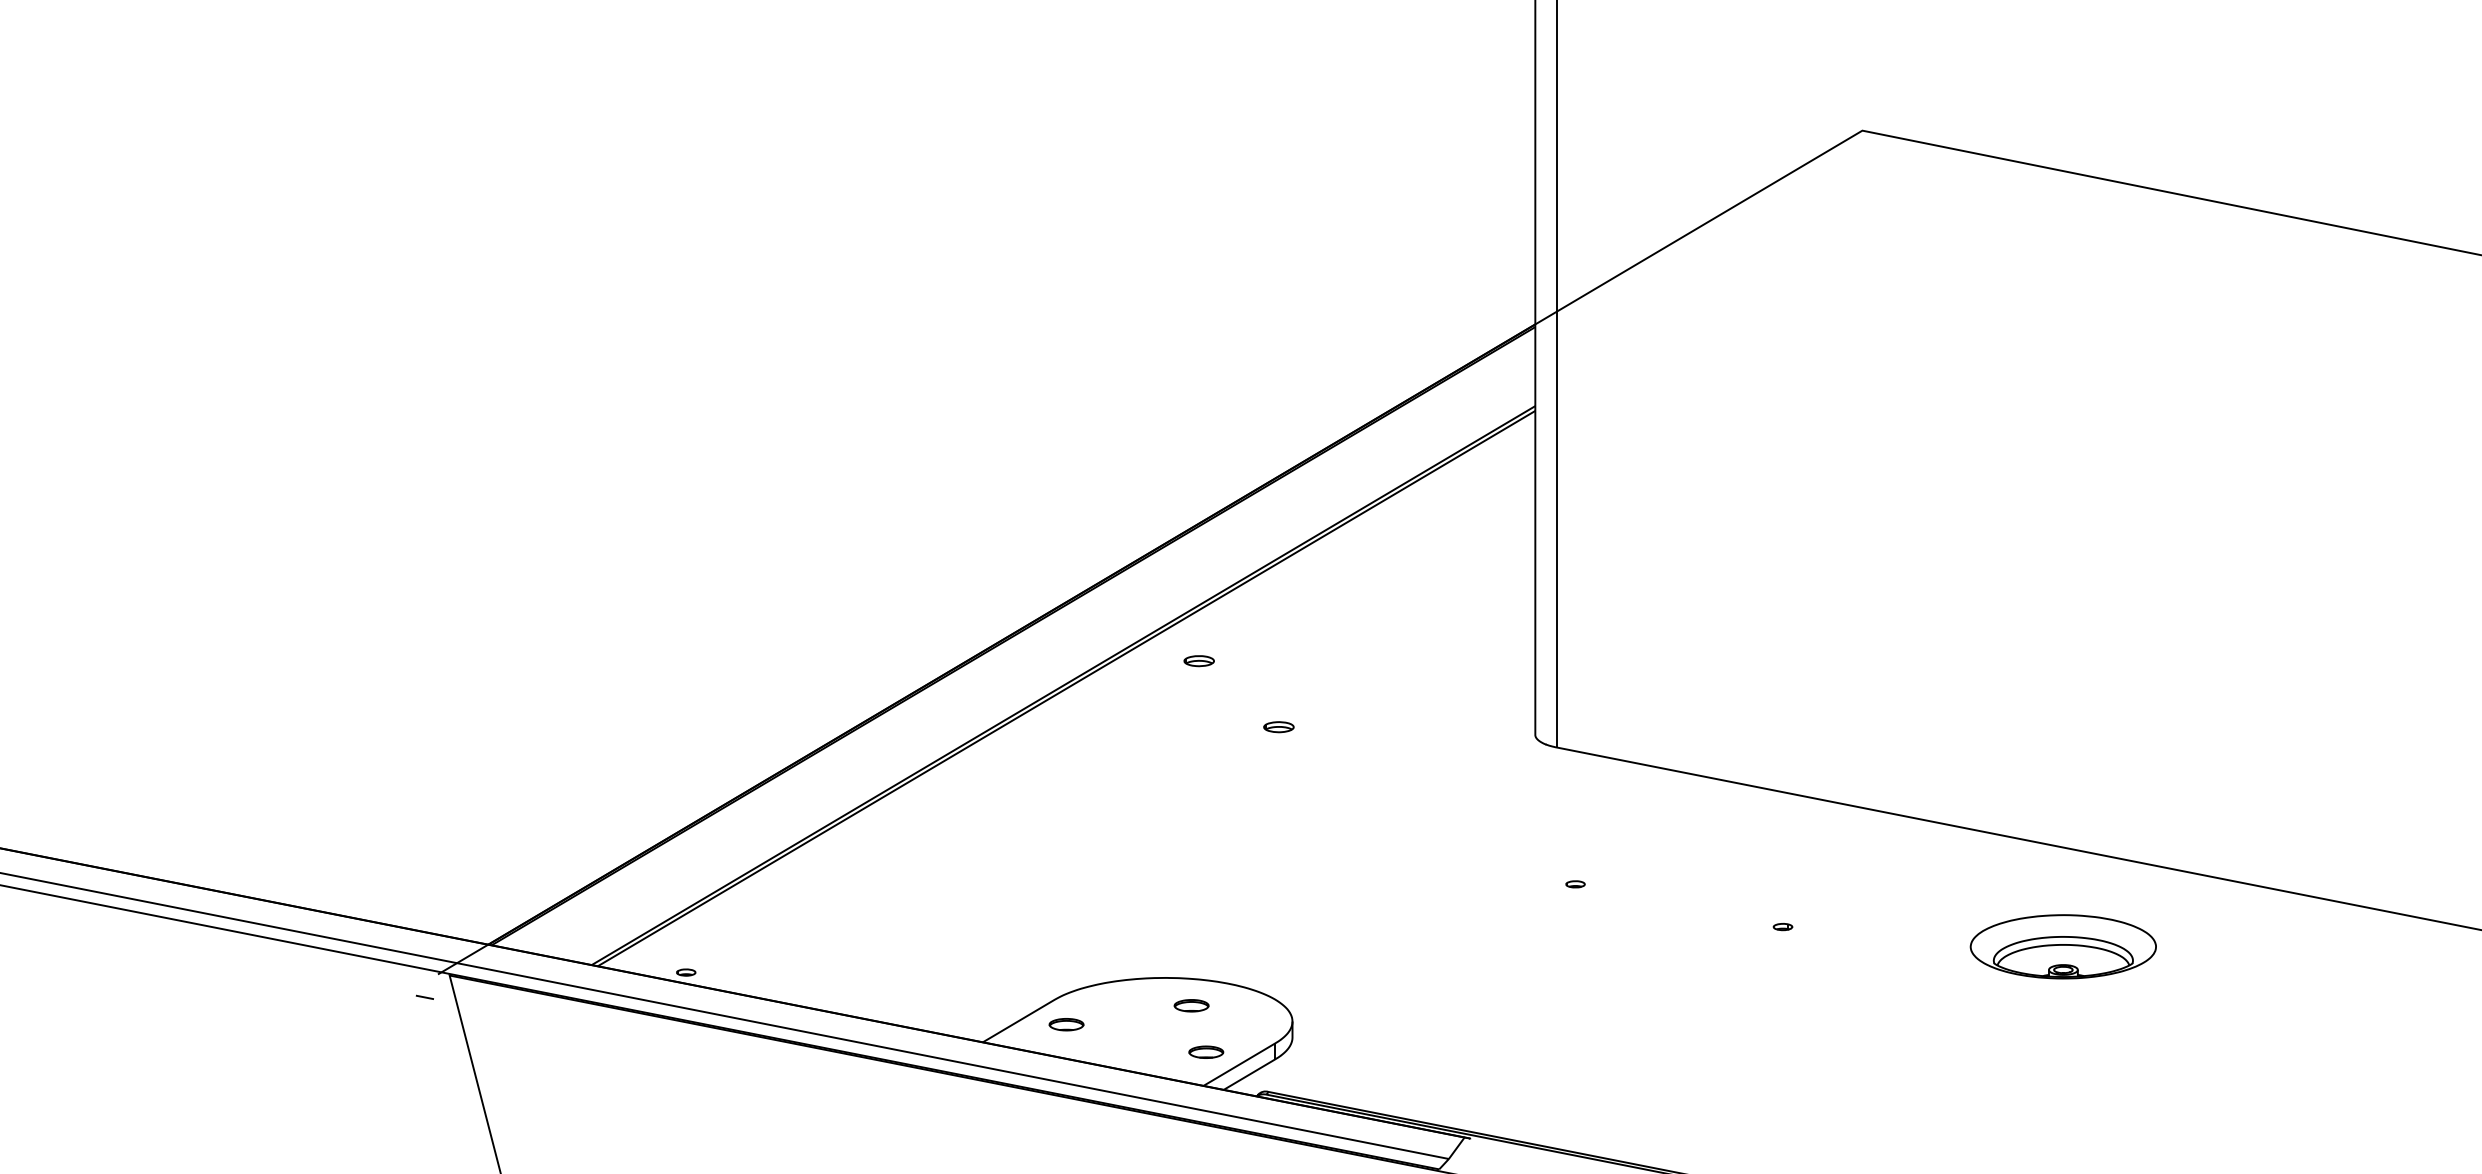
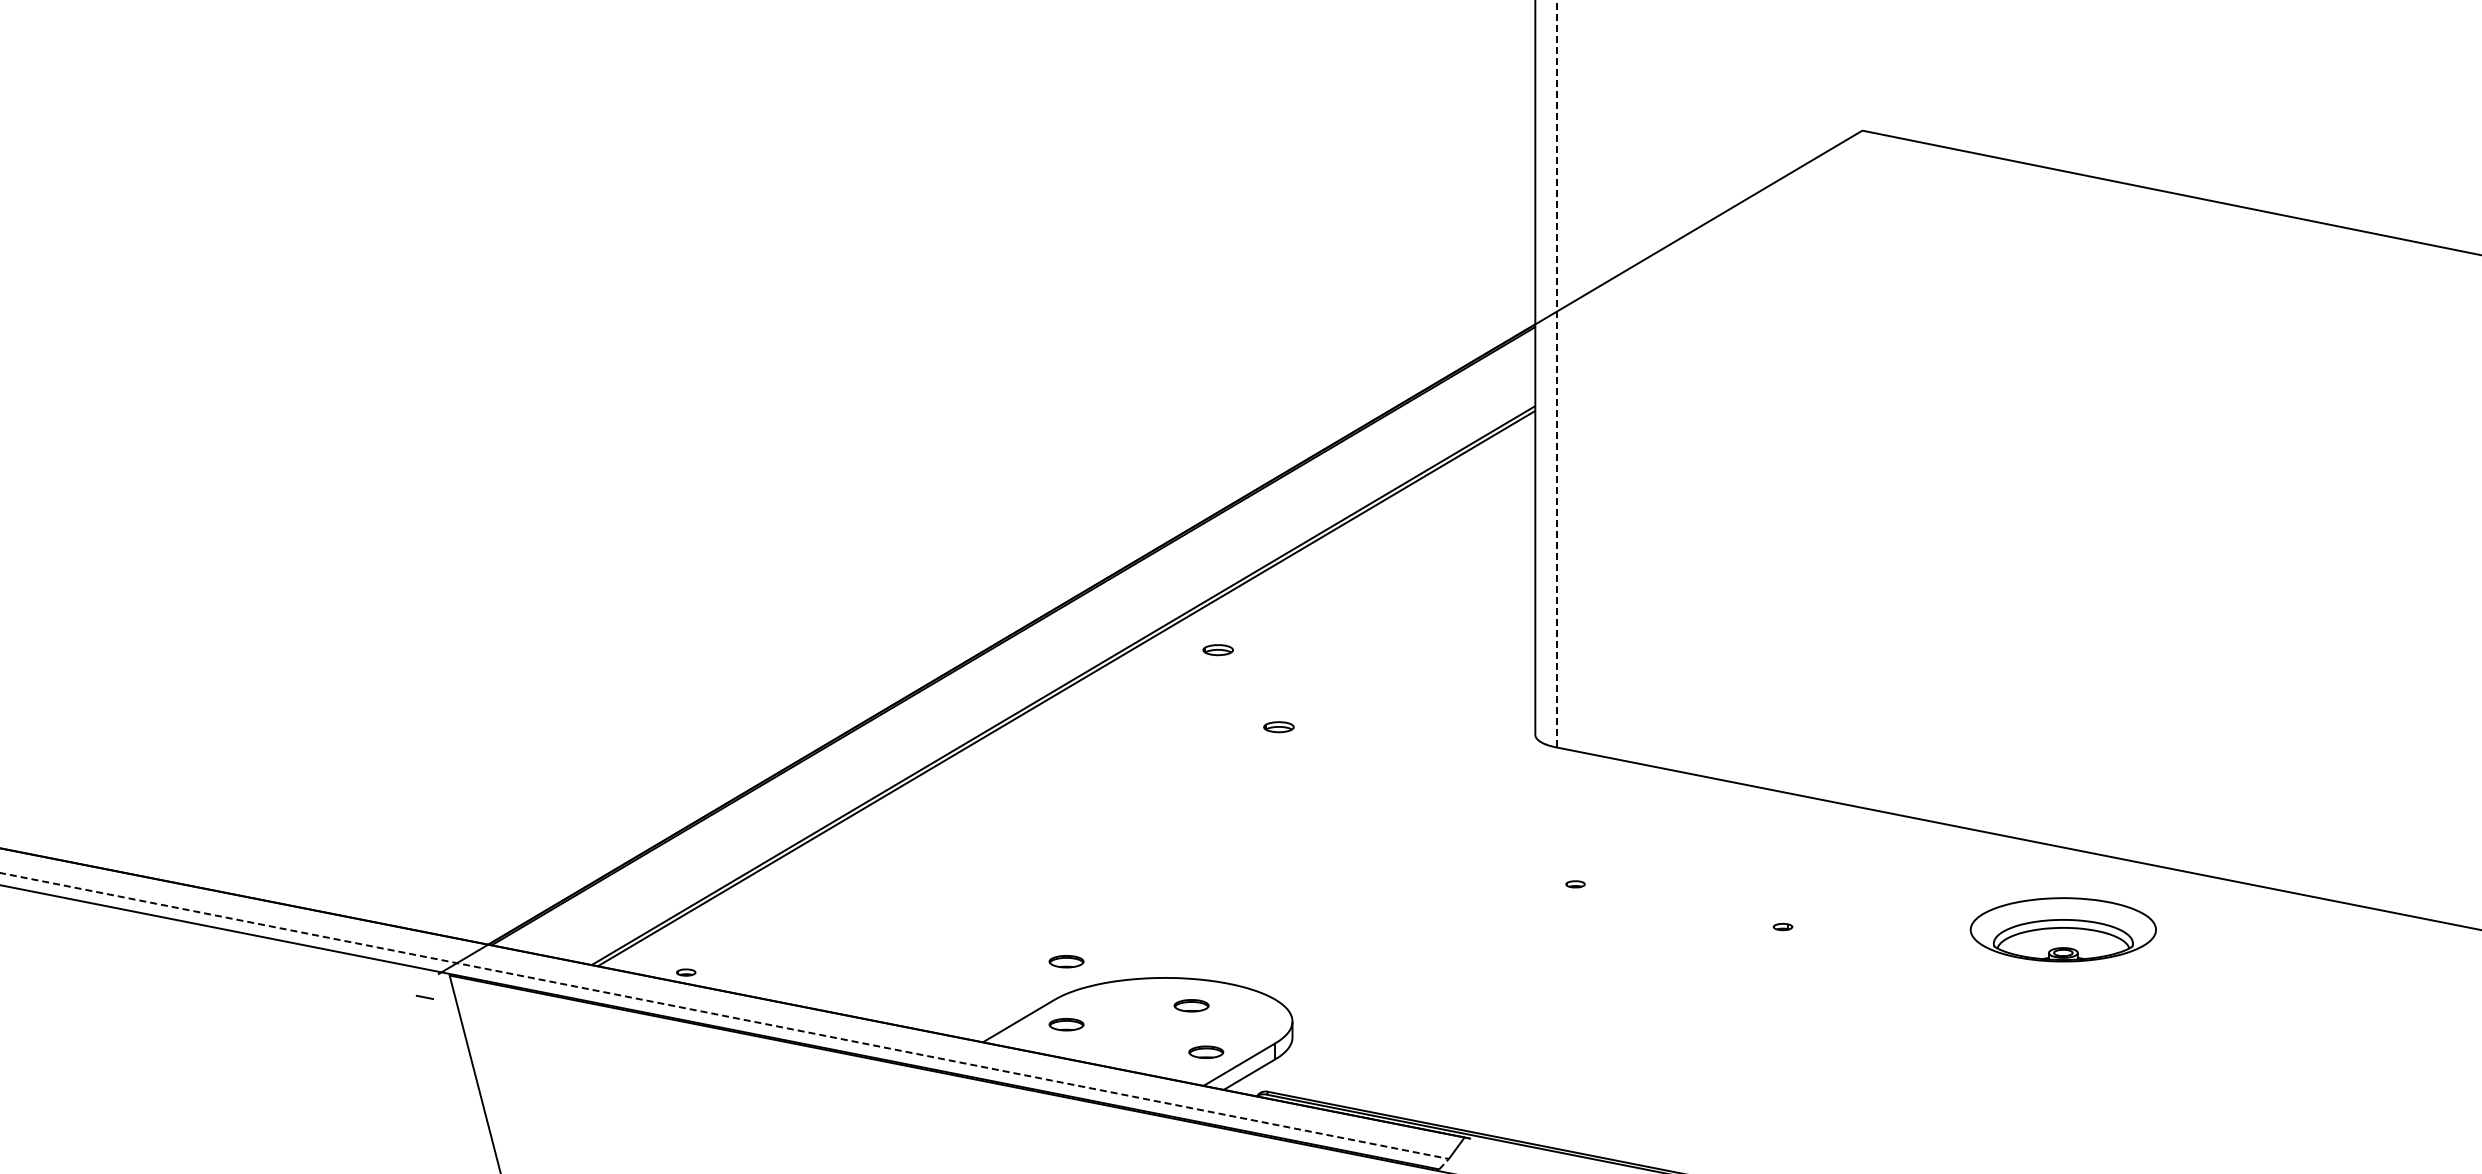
line: solid -> dashed (1556, 373)
part position: (1198, 661) -> (1217, 650) (1217, 650)
part position: (2062, 946) -> (2062, 929) (2062, 929)
part: none -> present (1066, 961)
line: solid -> dashed (731, 1017)
